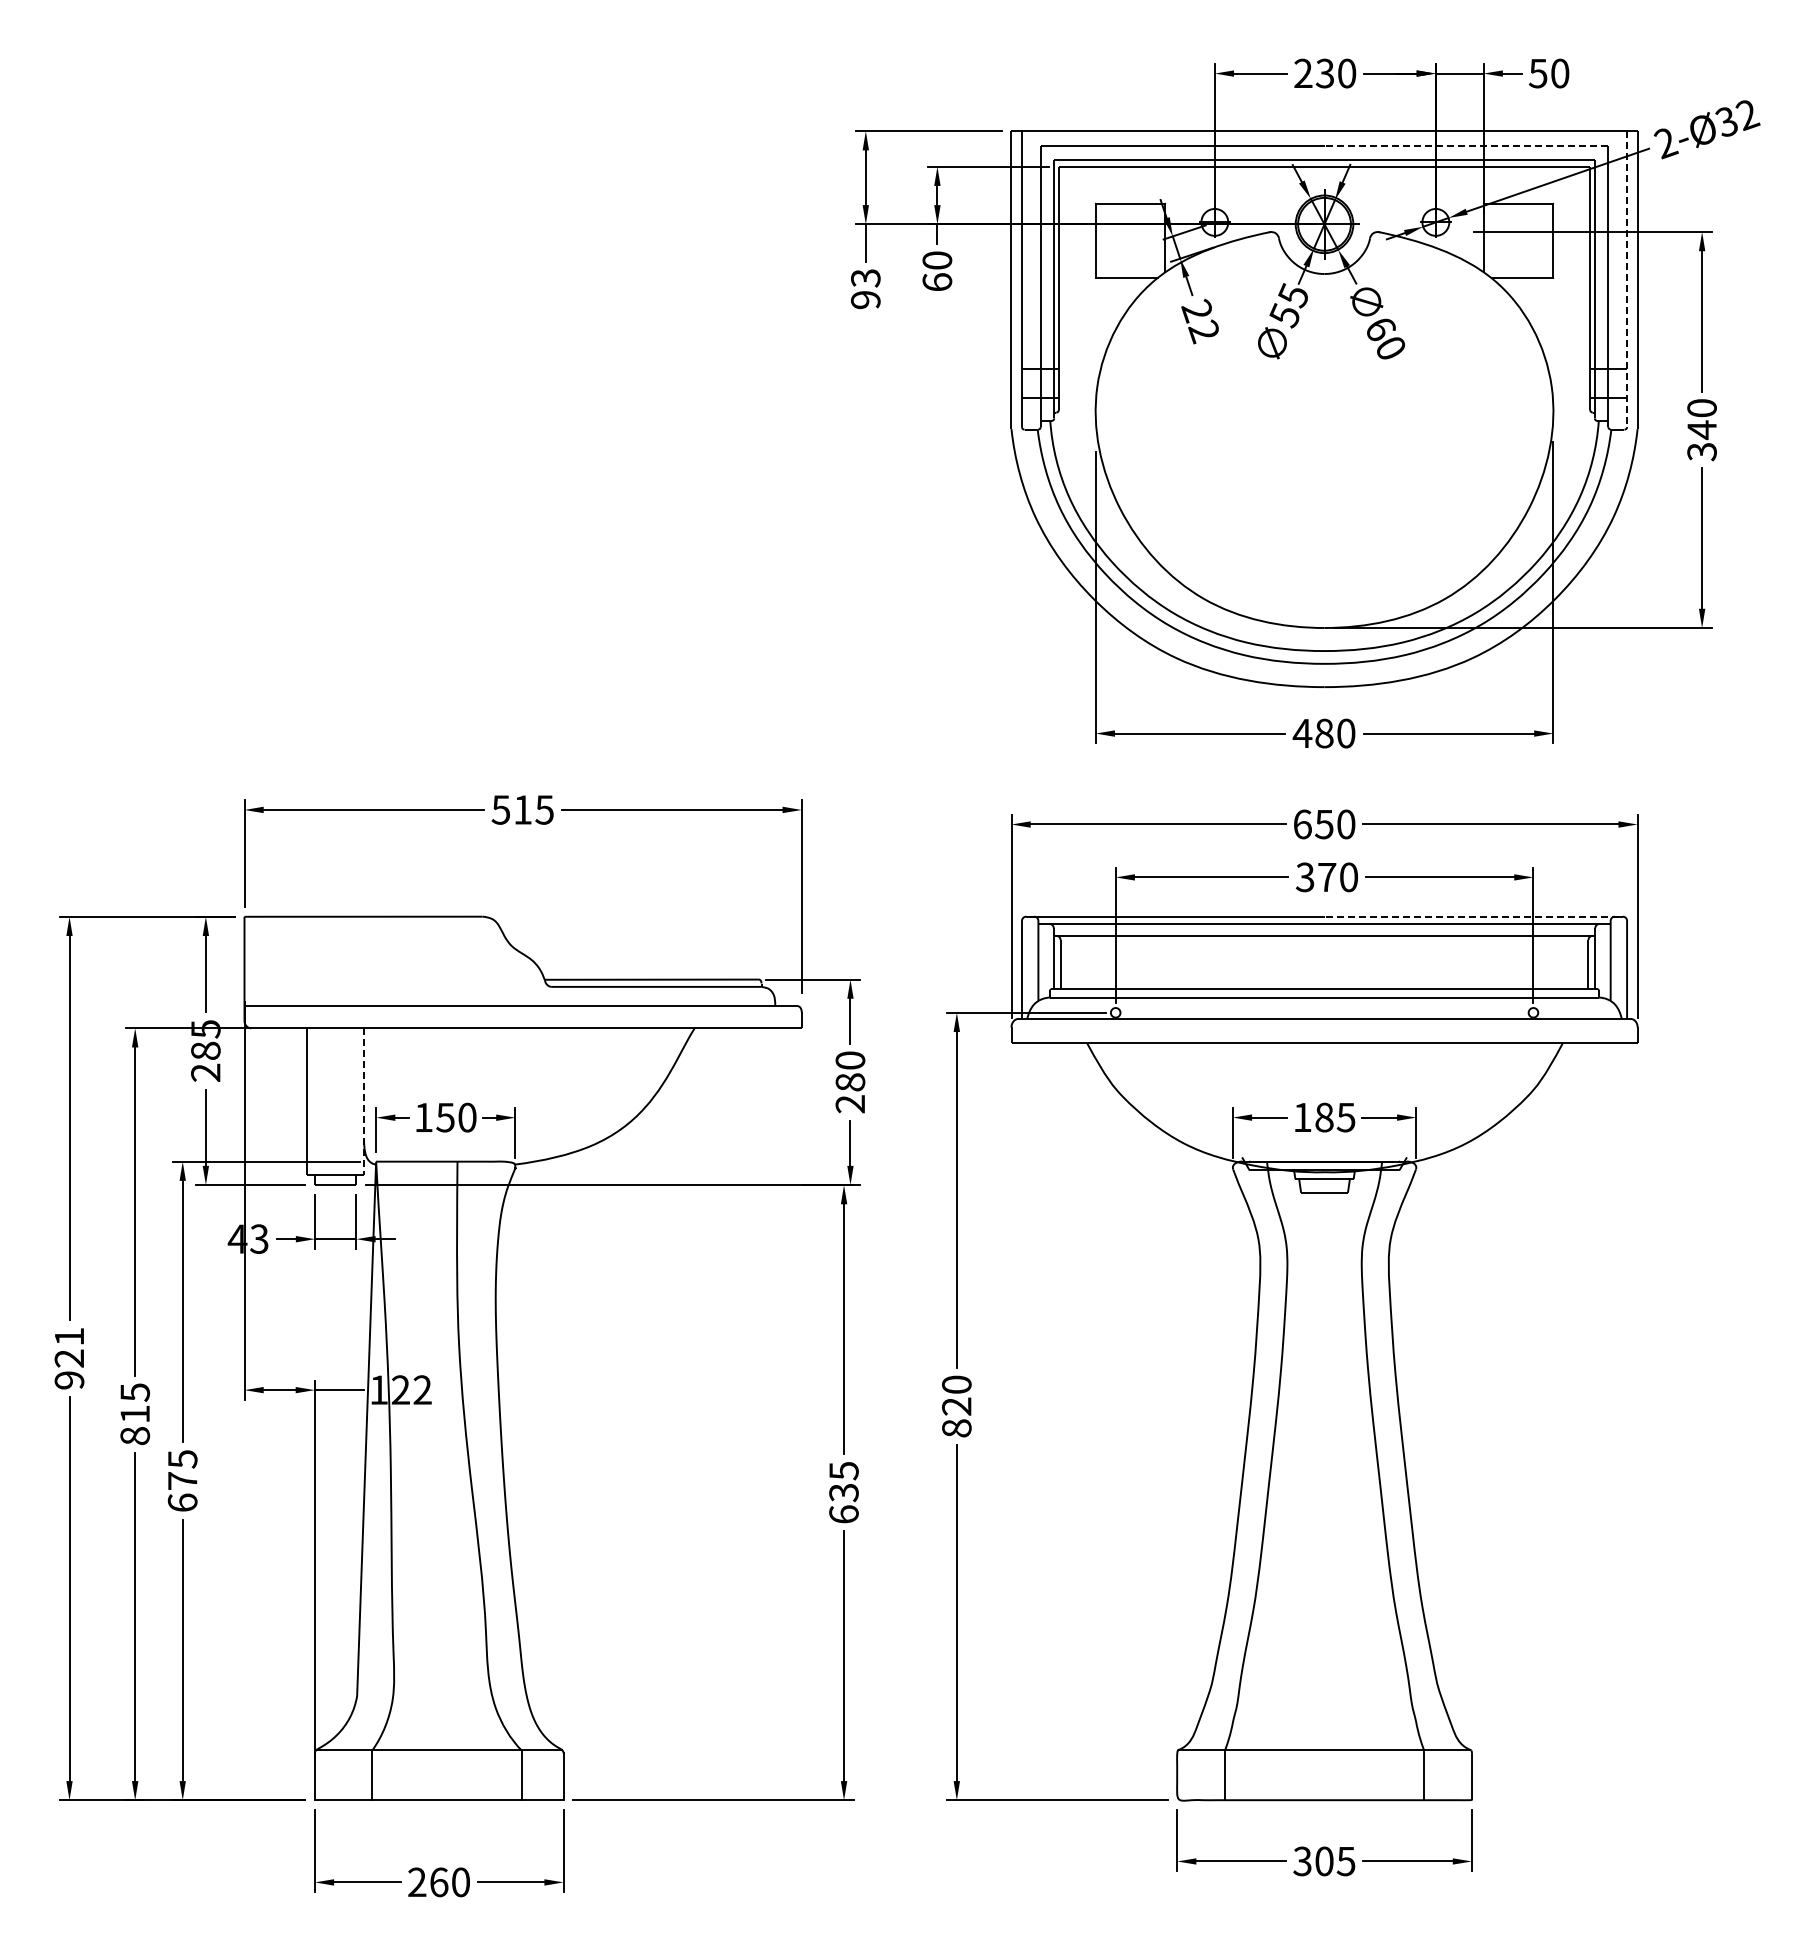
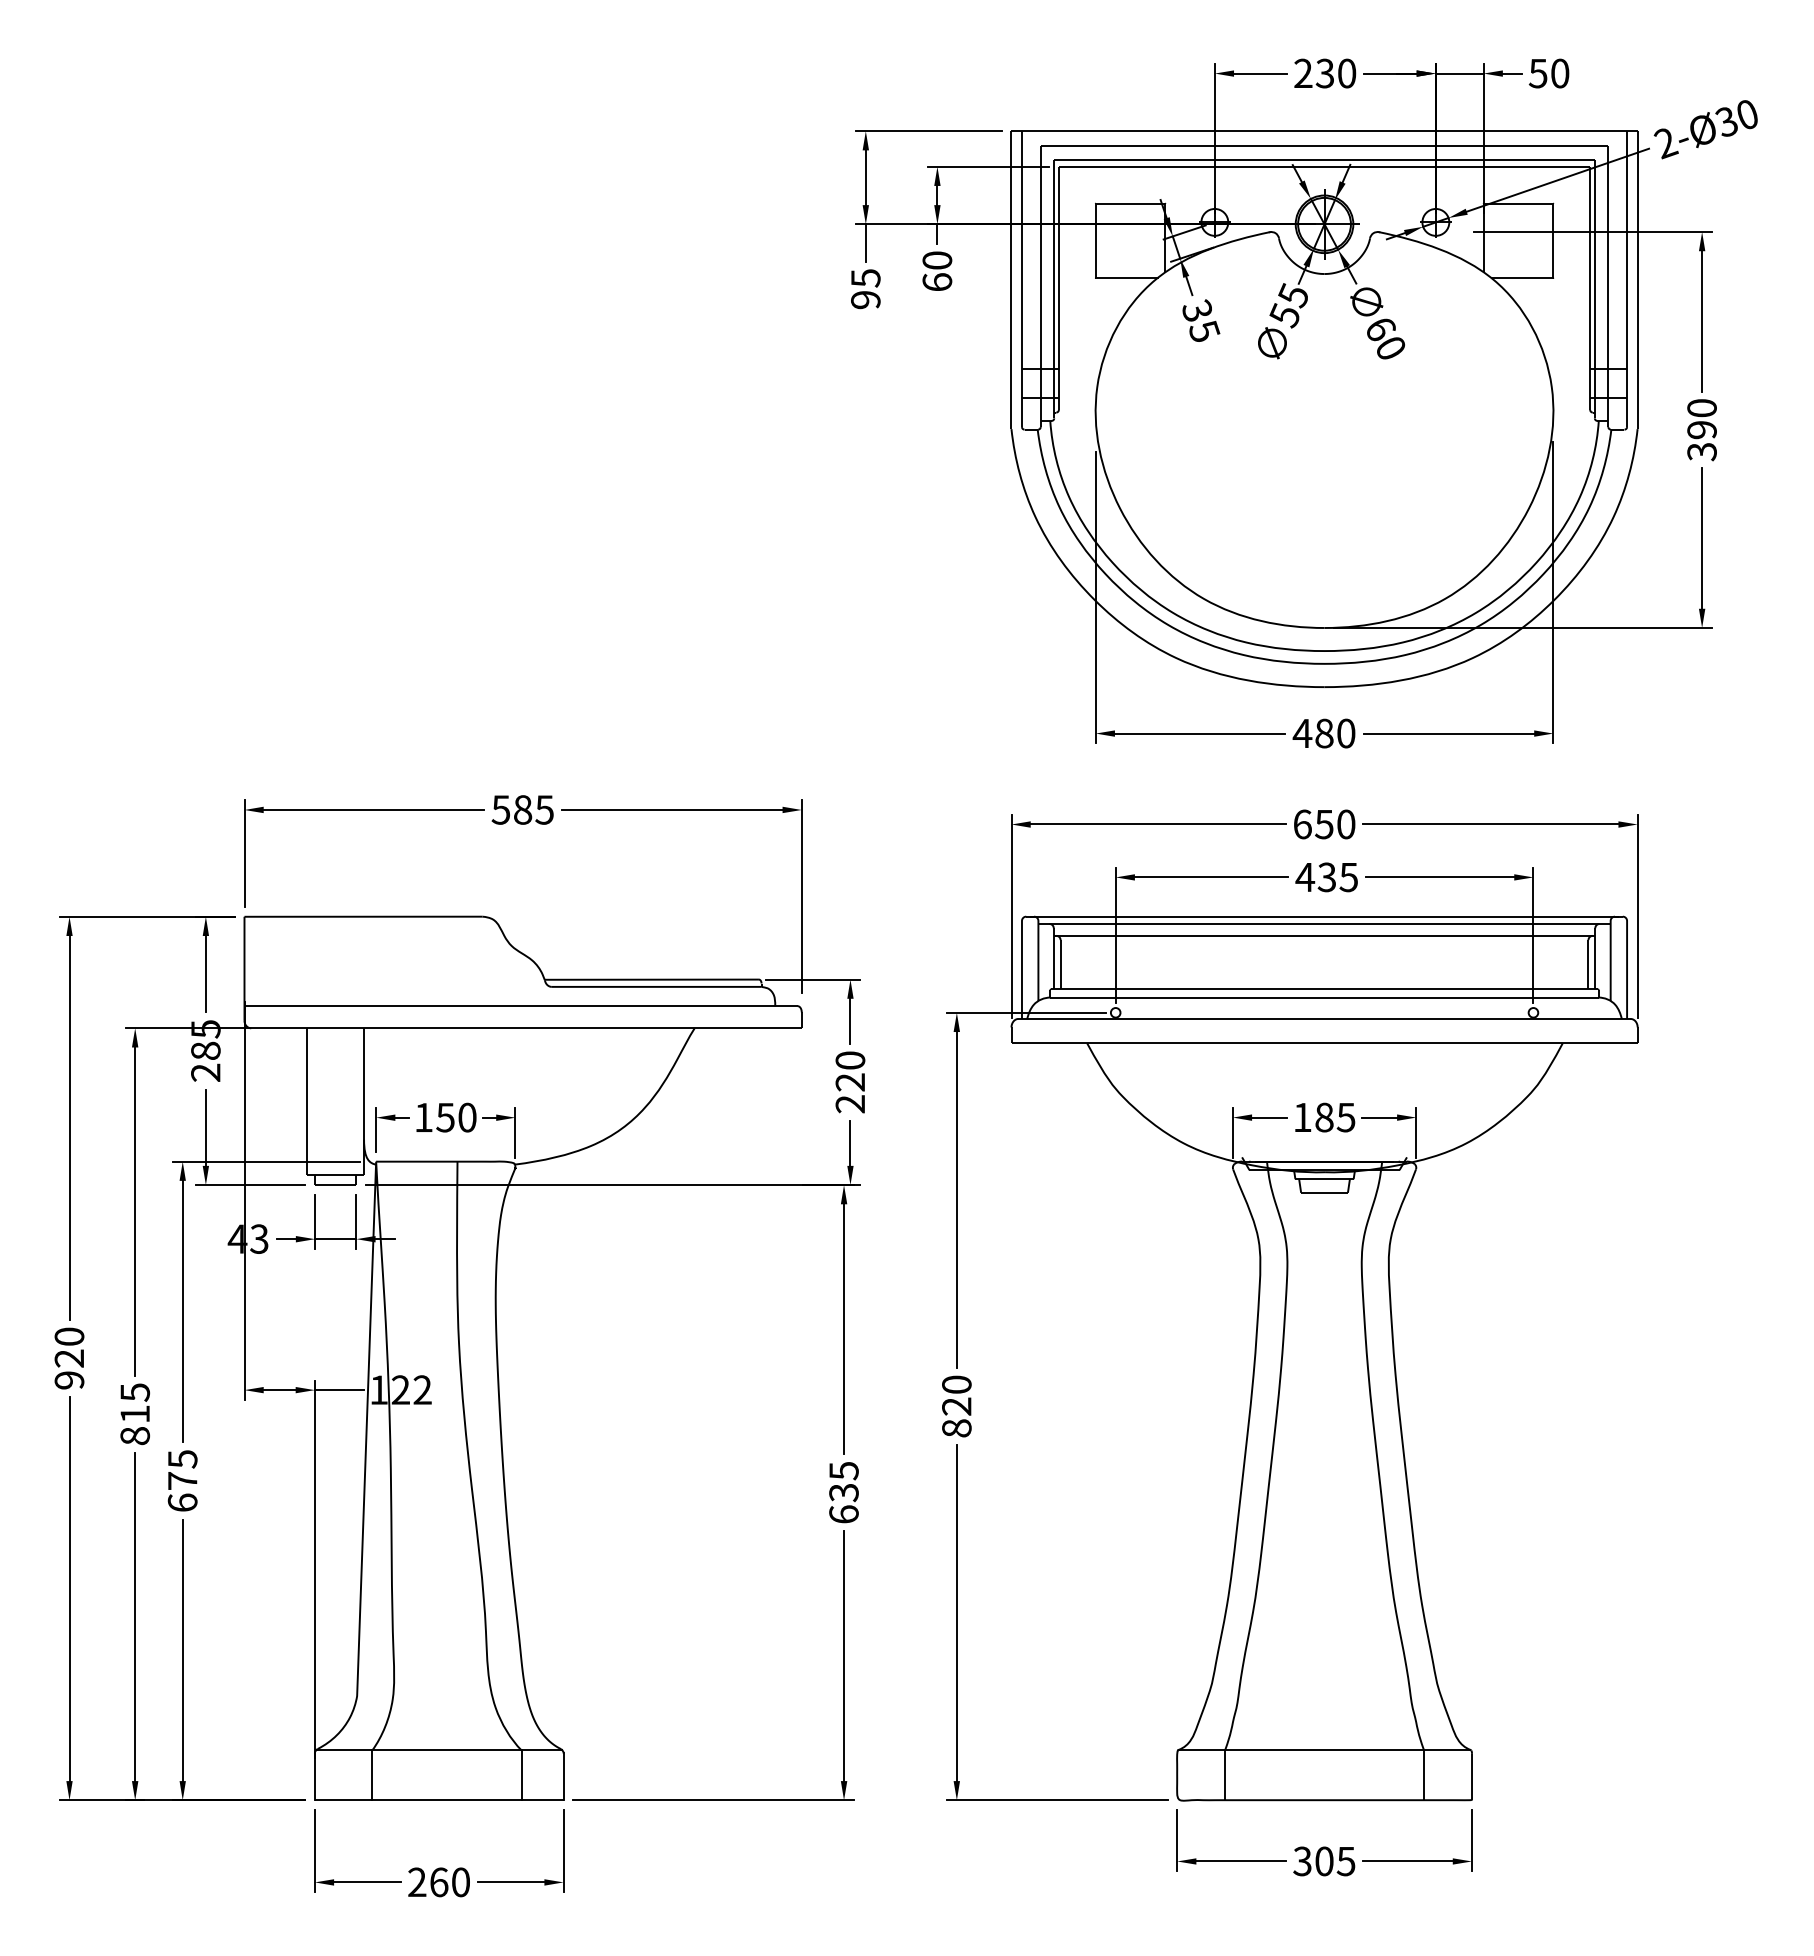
text: 2-Ø32 -> 2-Ø30 (1747, 115)
line: dashed -> solid (1466, 146)
text: 93 -> 95 (865, 278)
line: dashed -> solid (1627, 279)
text: 22 -> 35 (1200, 321)
text: 340 -> 390 (1701, 430)
text: 515 -> 585 (523, 809)
text: 370 -> 435 (1326, 877)
line: dashed -> solid (1471, 916)
text: 280 -> 220 (850, 1082)
line: dashed -> solid (364, 1102)
text: 921 -> 920 (69, 1336)
